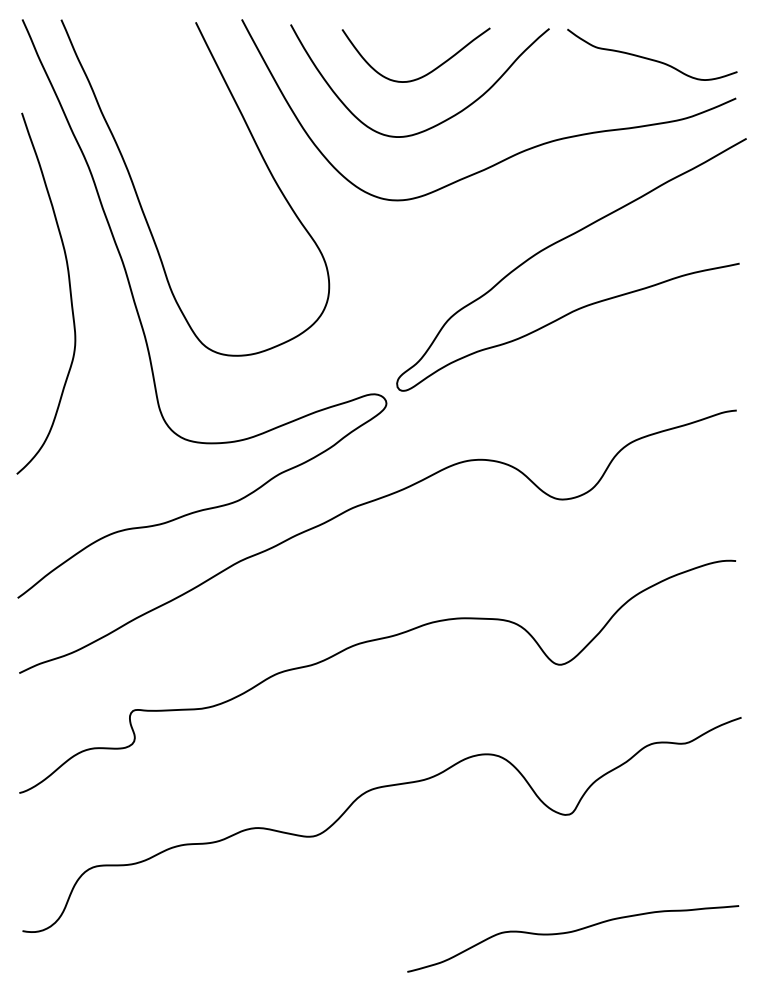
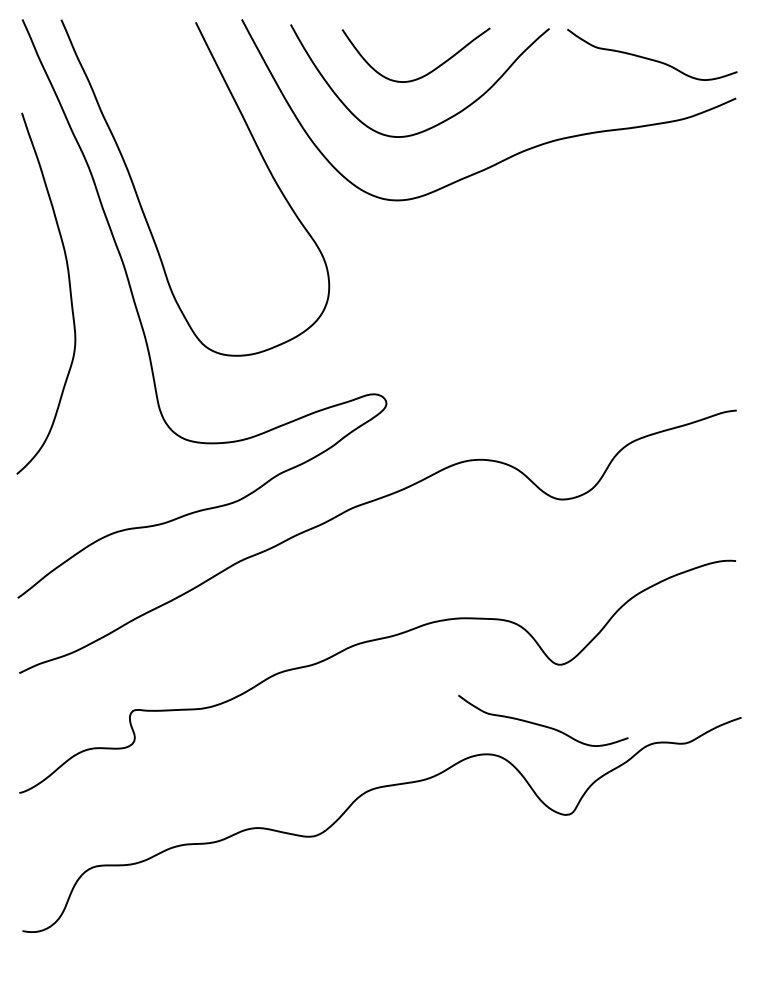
curve: present -> none (560, 241)
curve: none -> present (542, 724)
curve: present -> none (573, 932)
